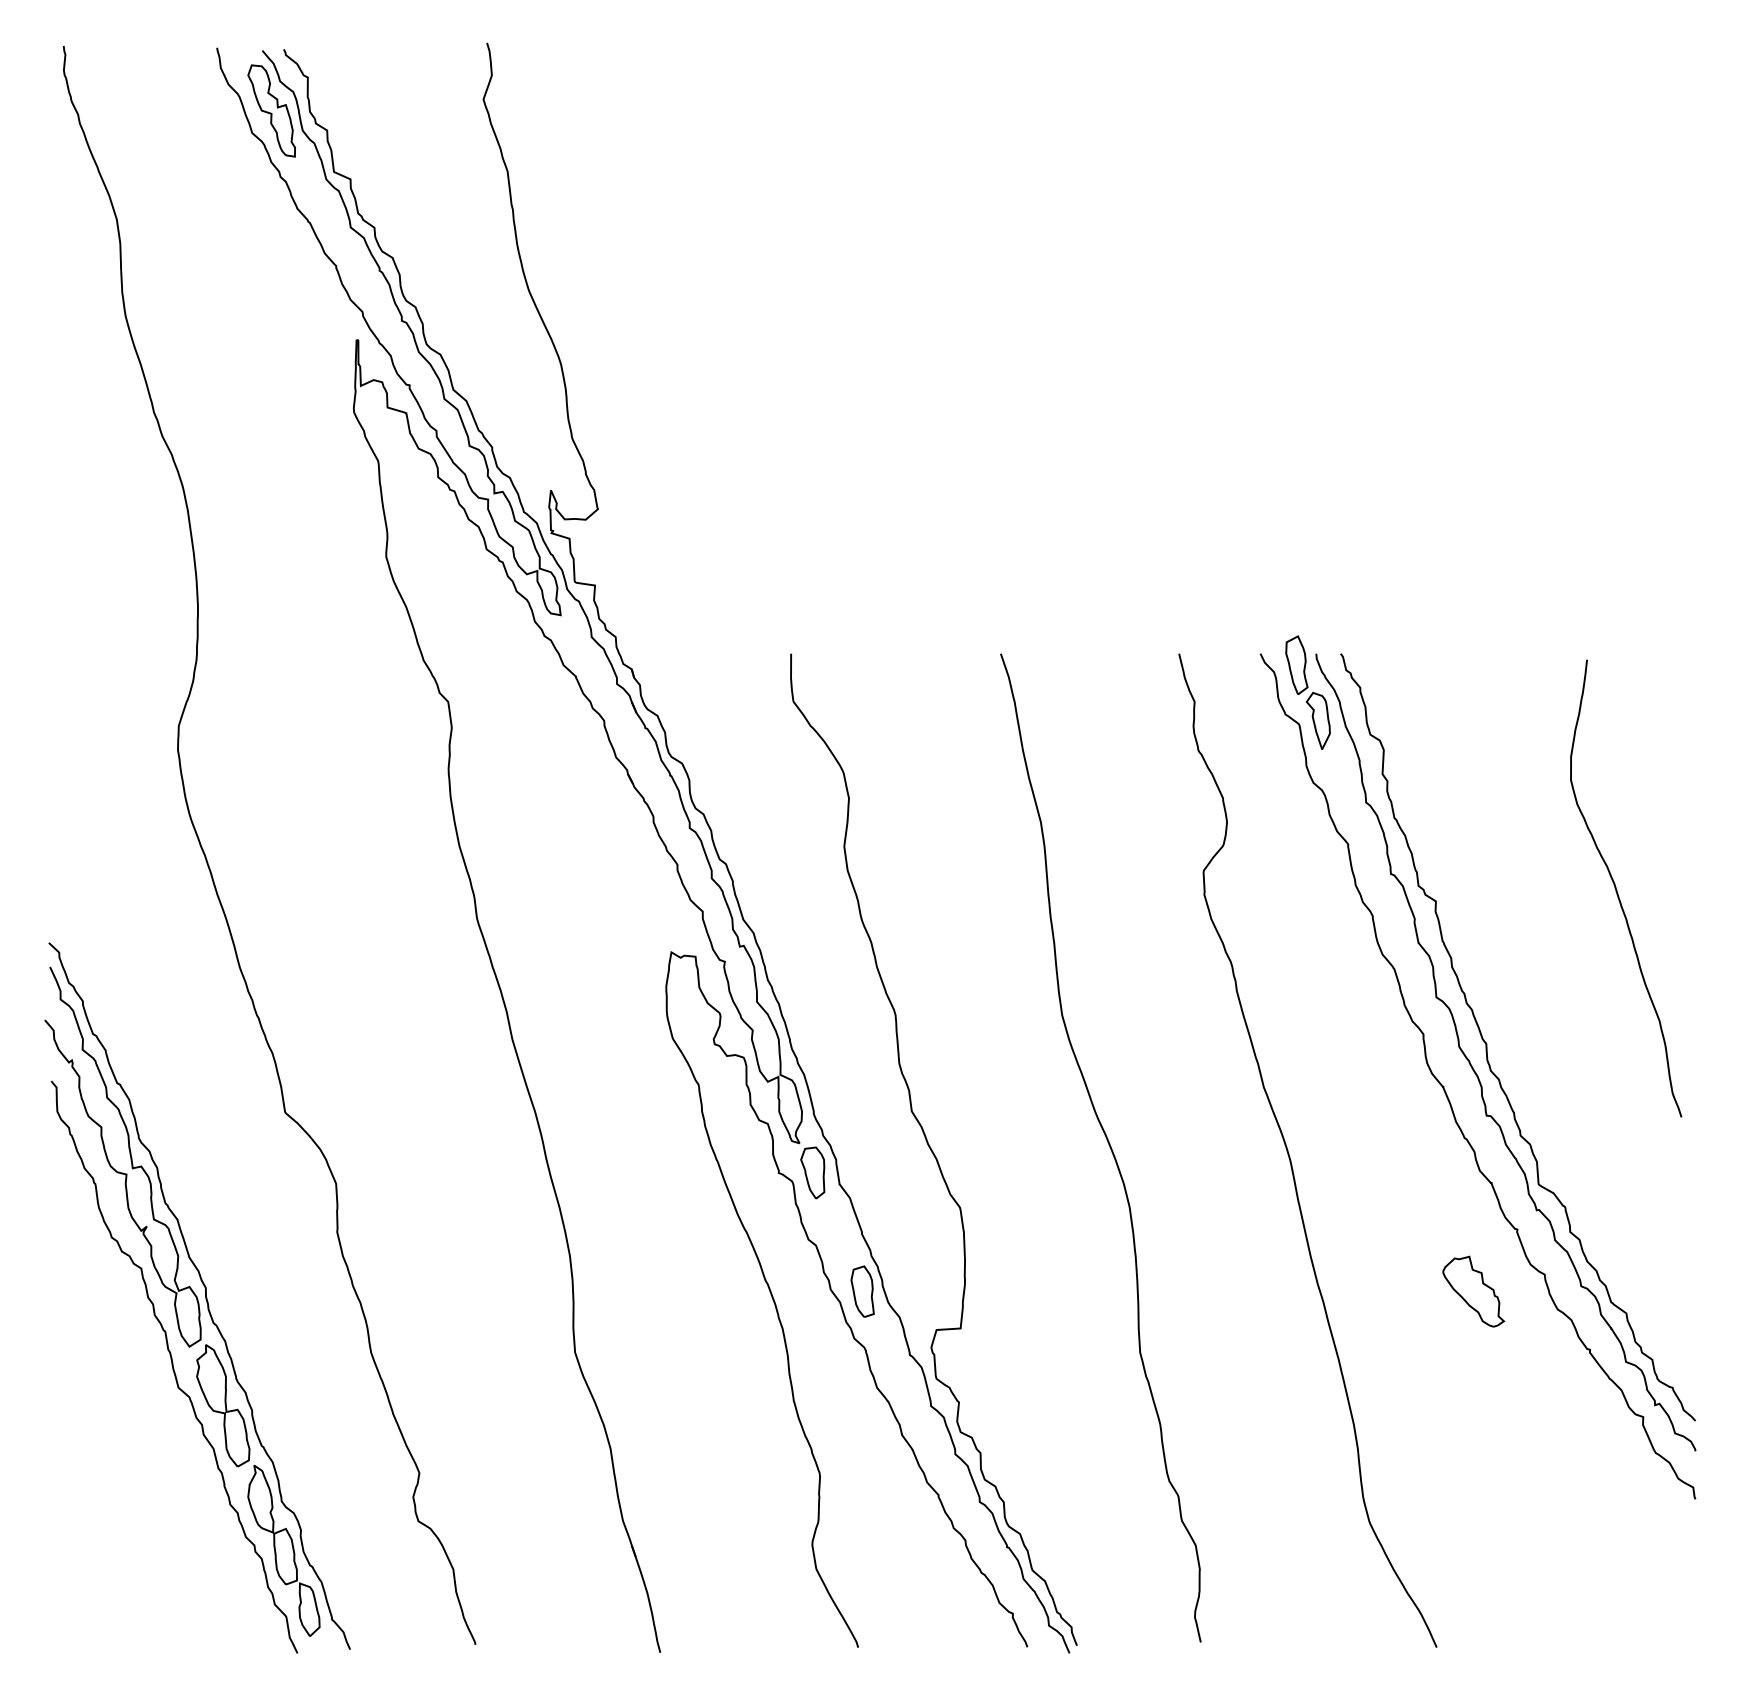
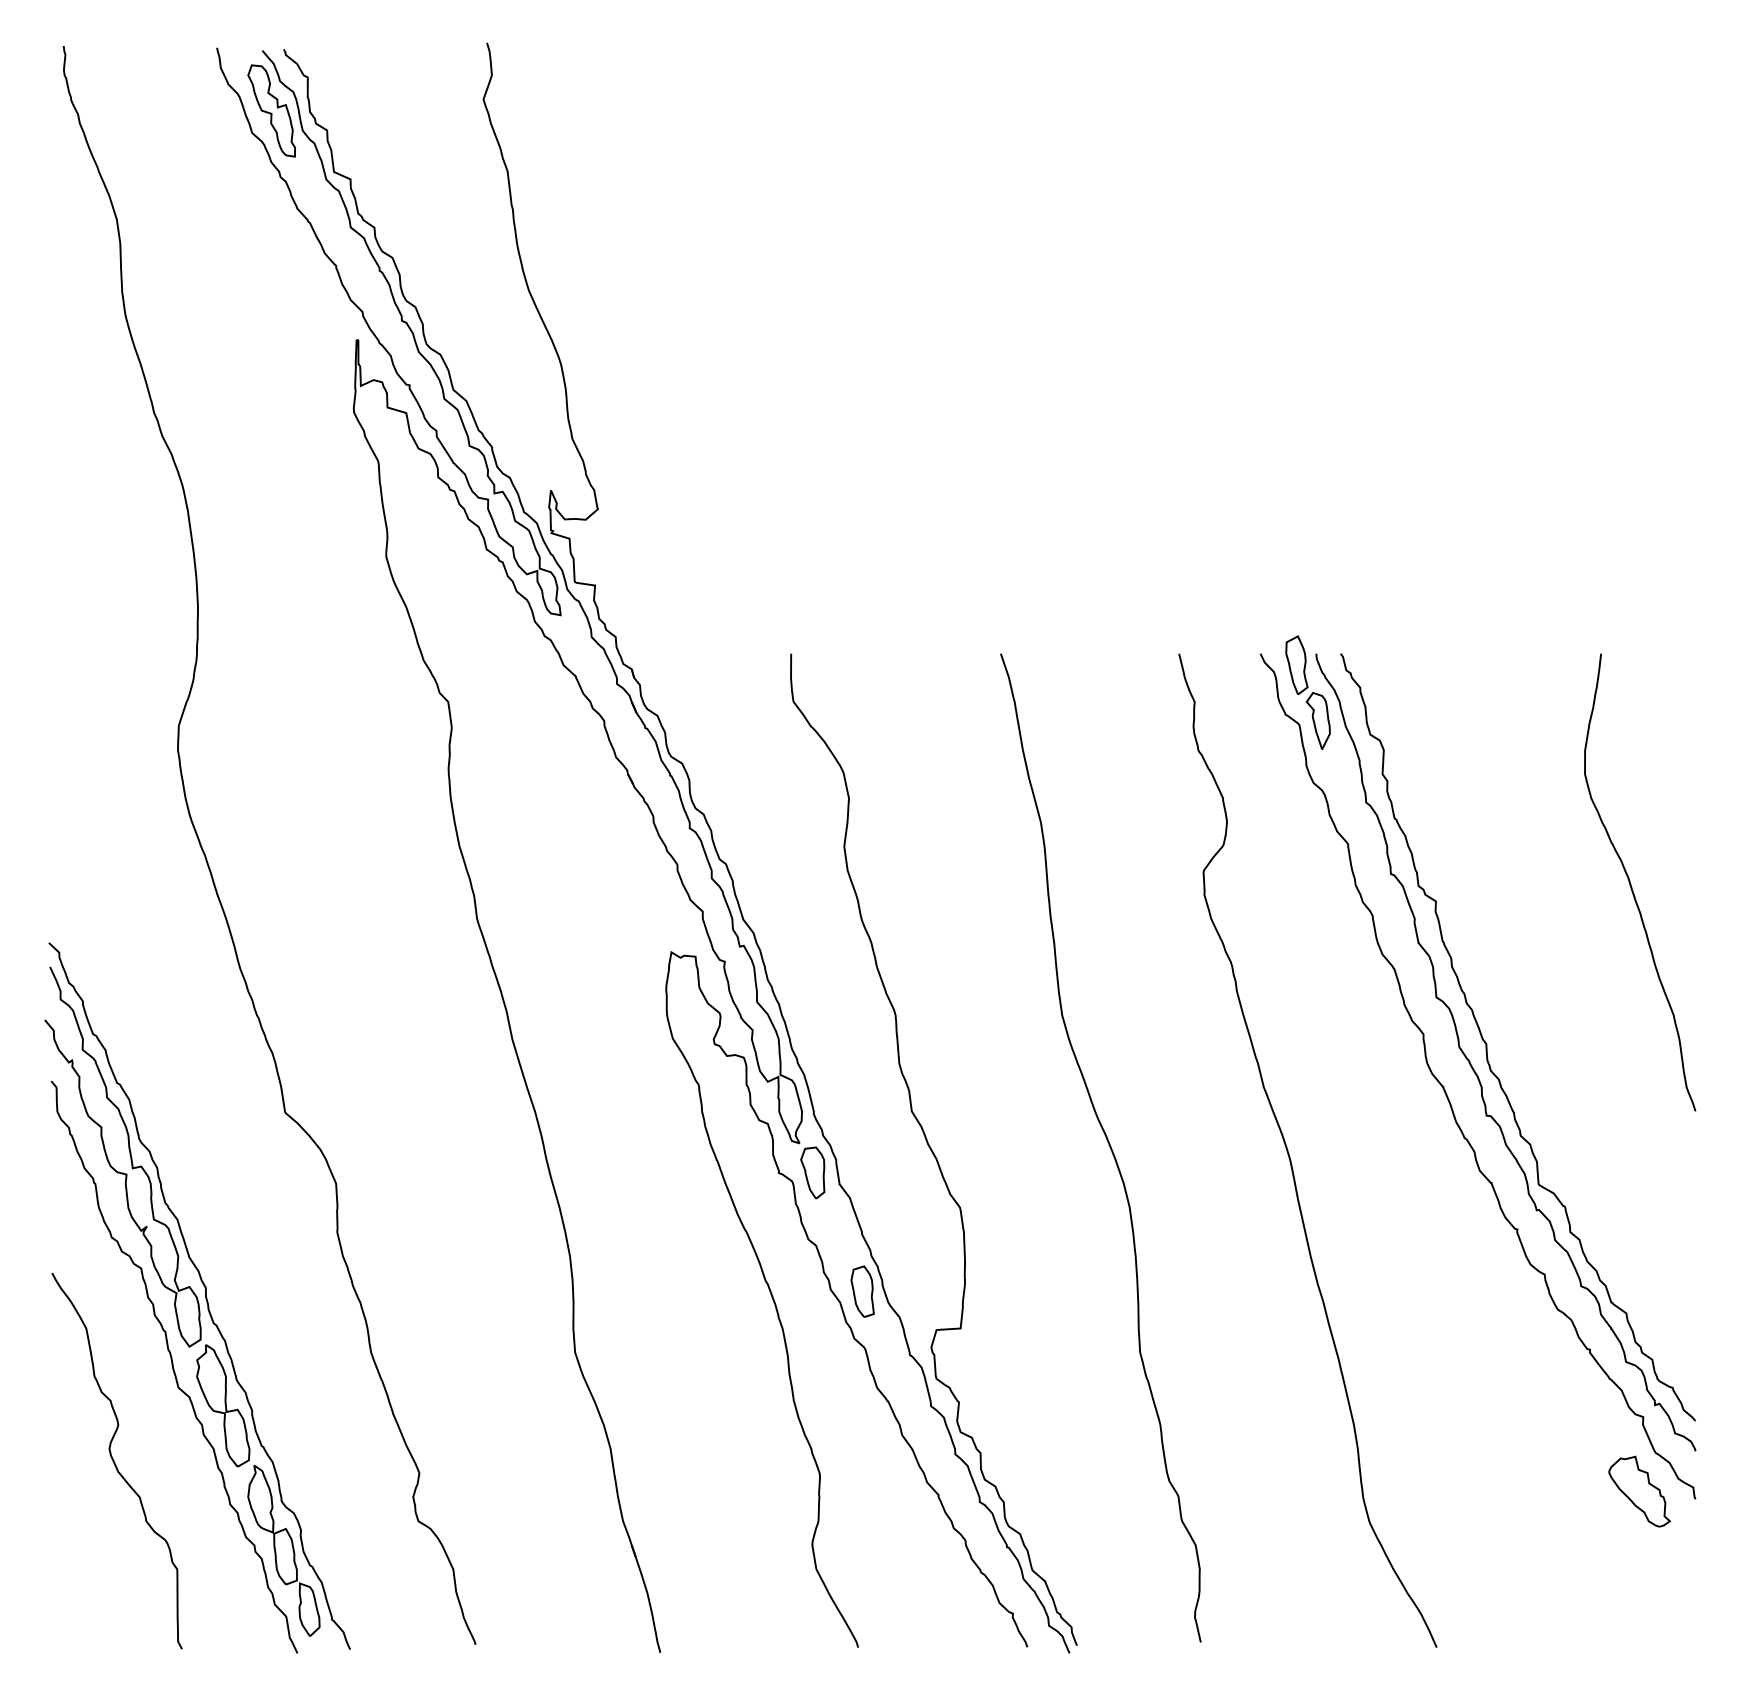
curve position: (1617, 890) -> (1631, 884) (1631, 884)
part position: (1473, 1291) -> (1639, 1491) (1639, 1491)
curve: none -> present (114, 1460)
